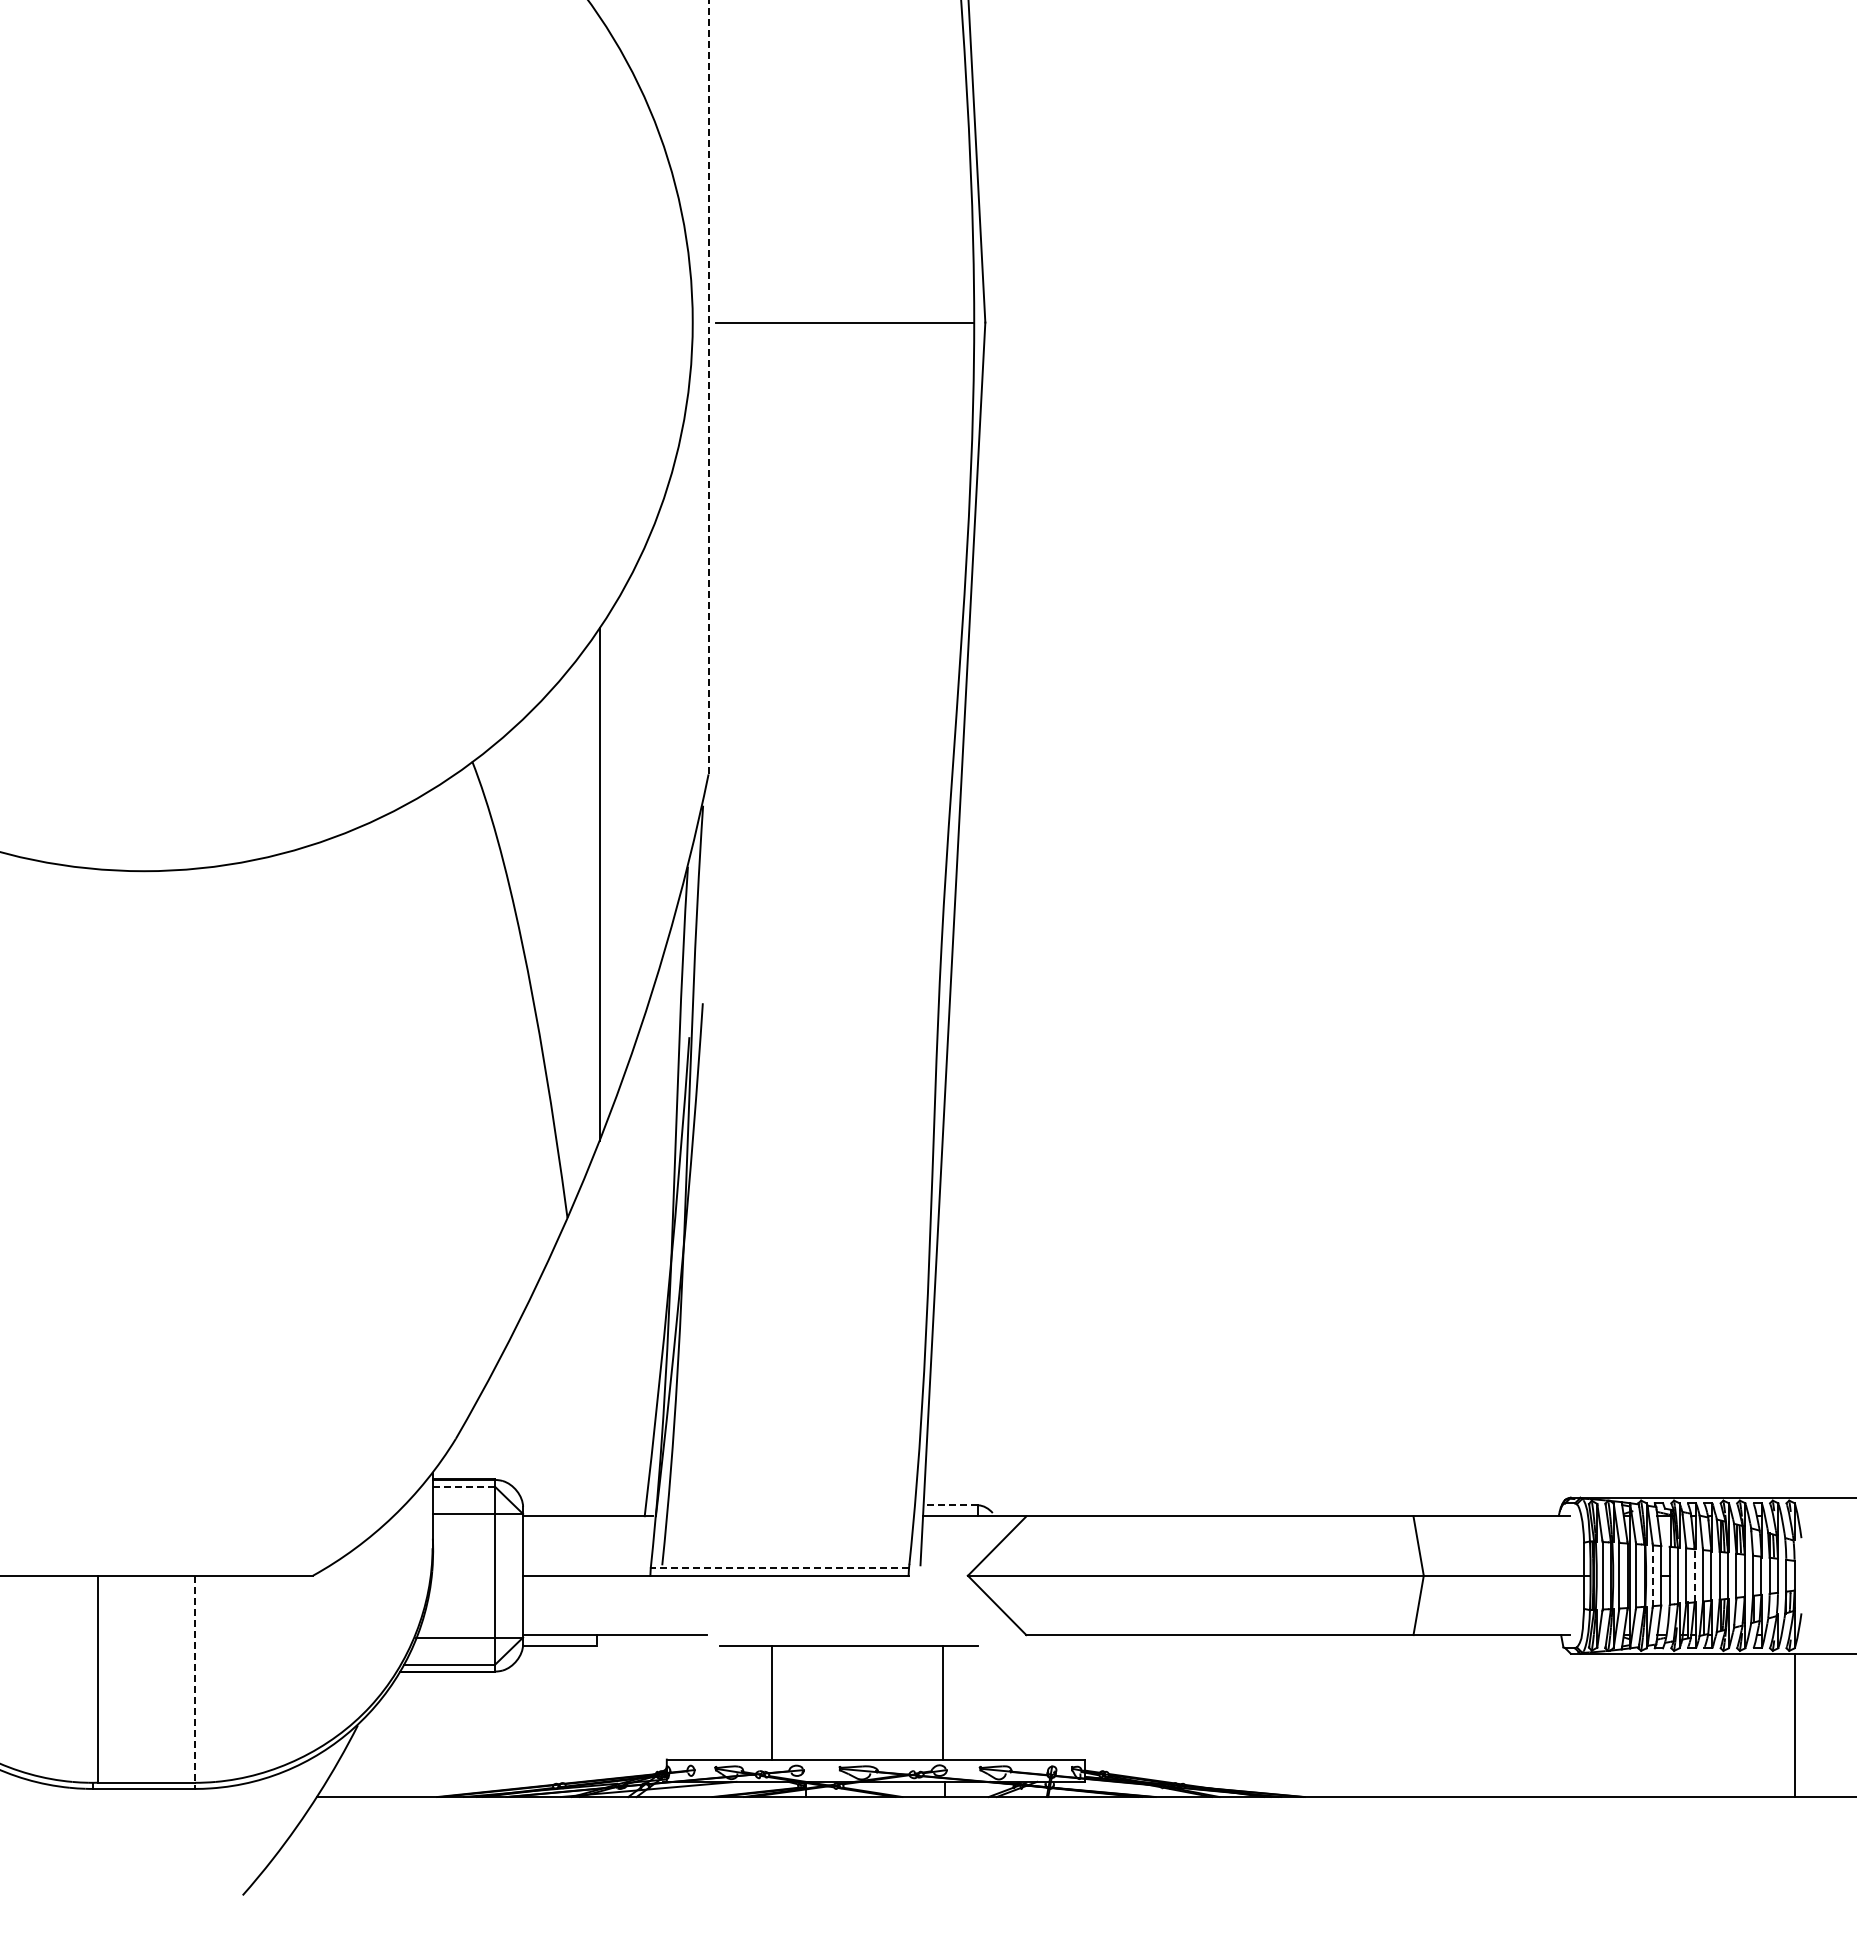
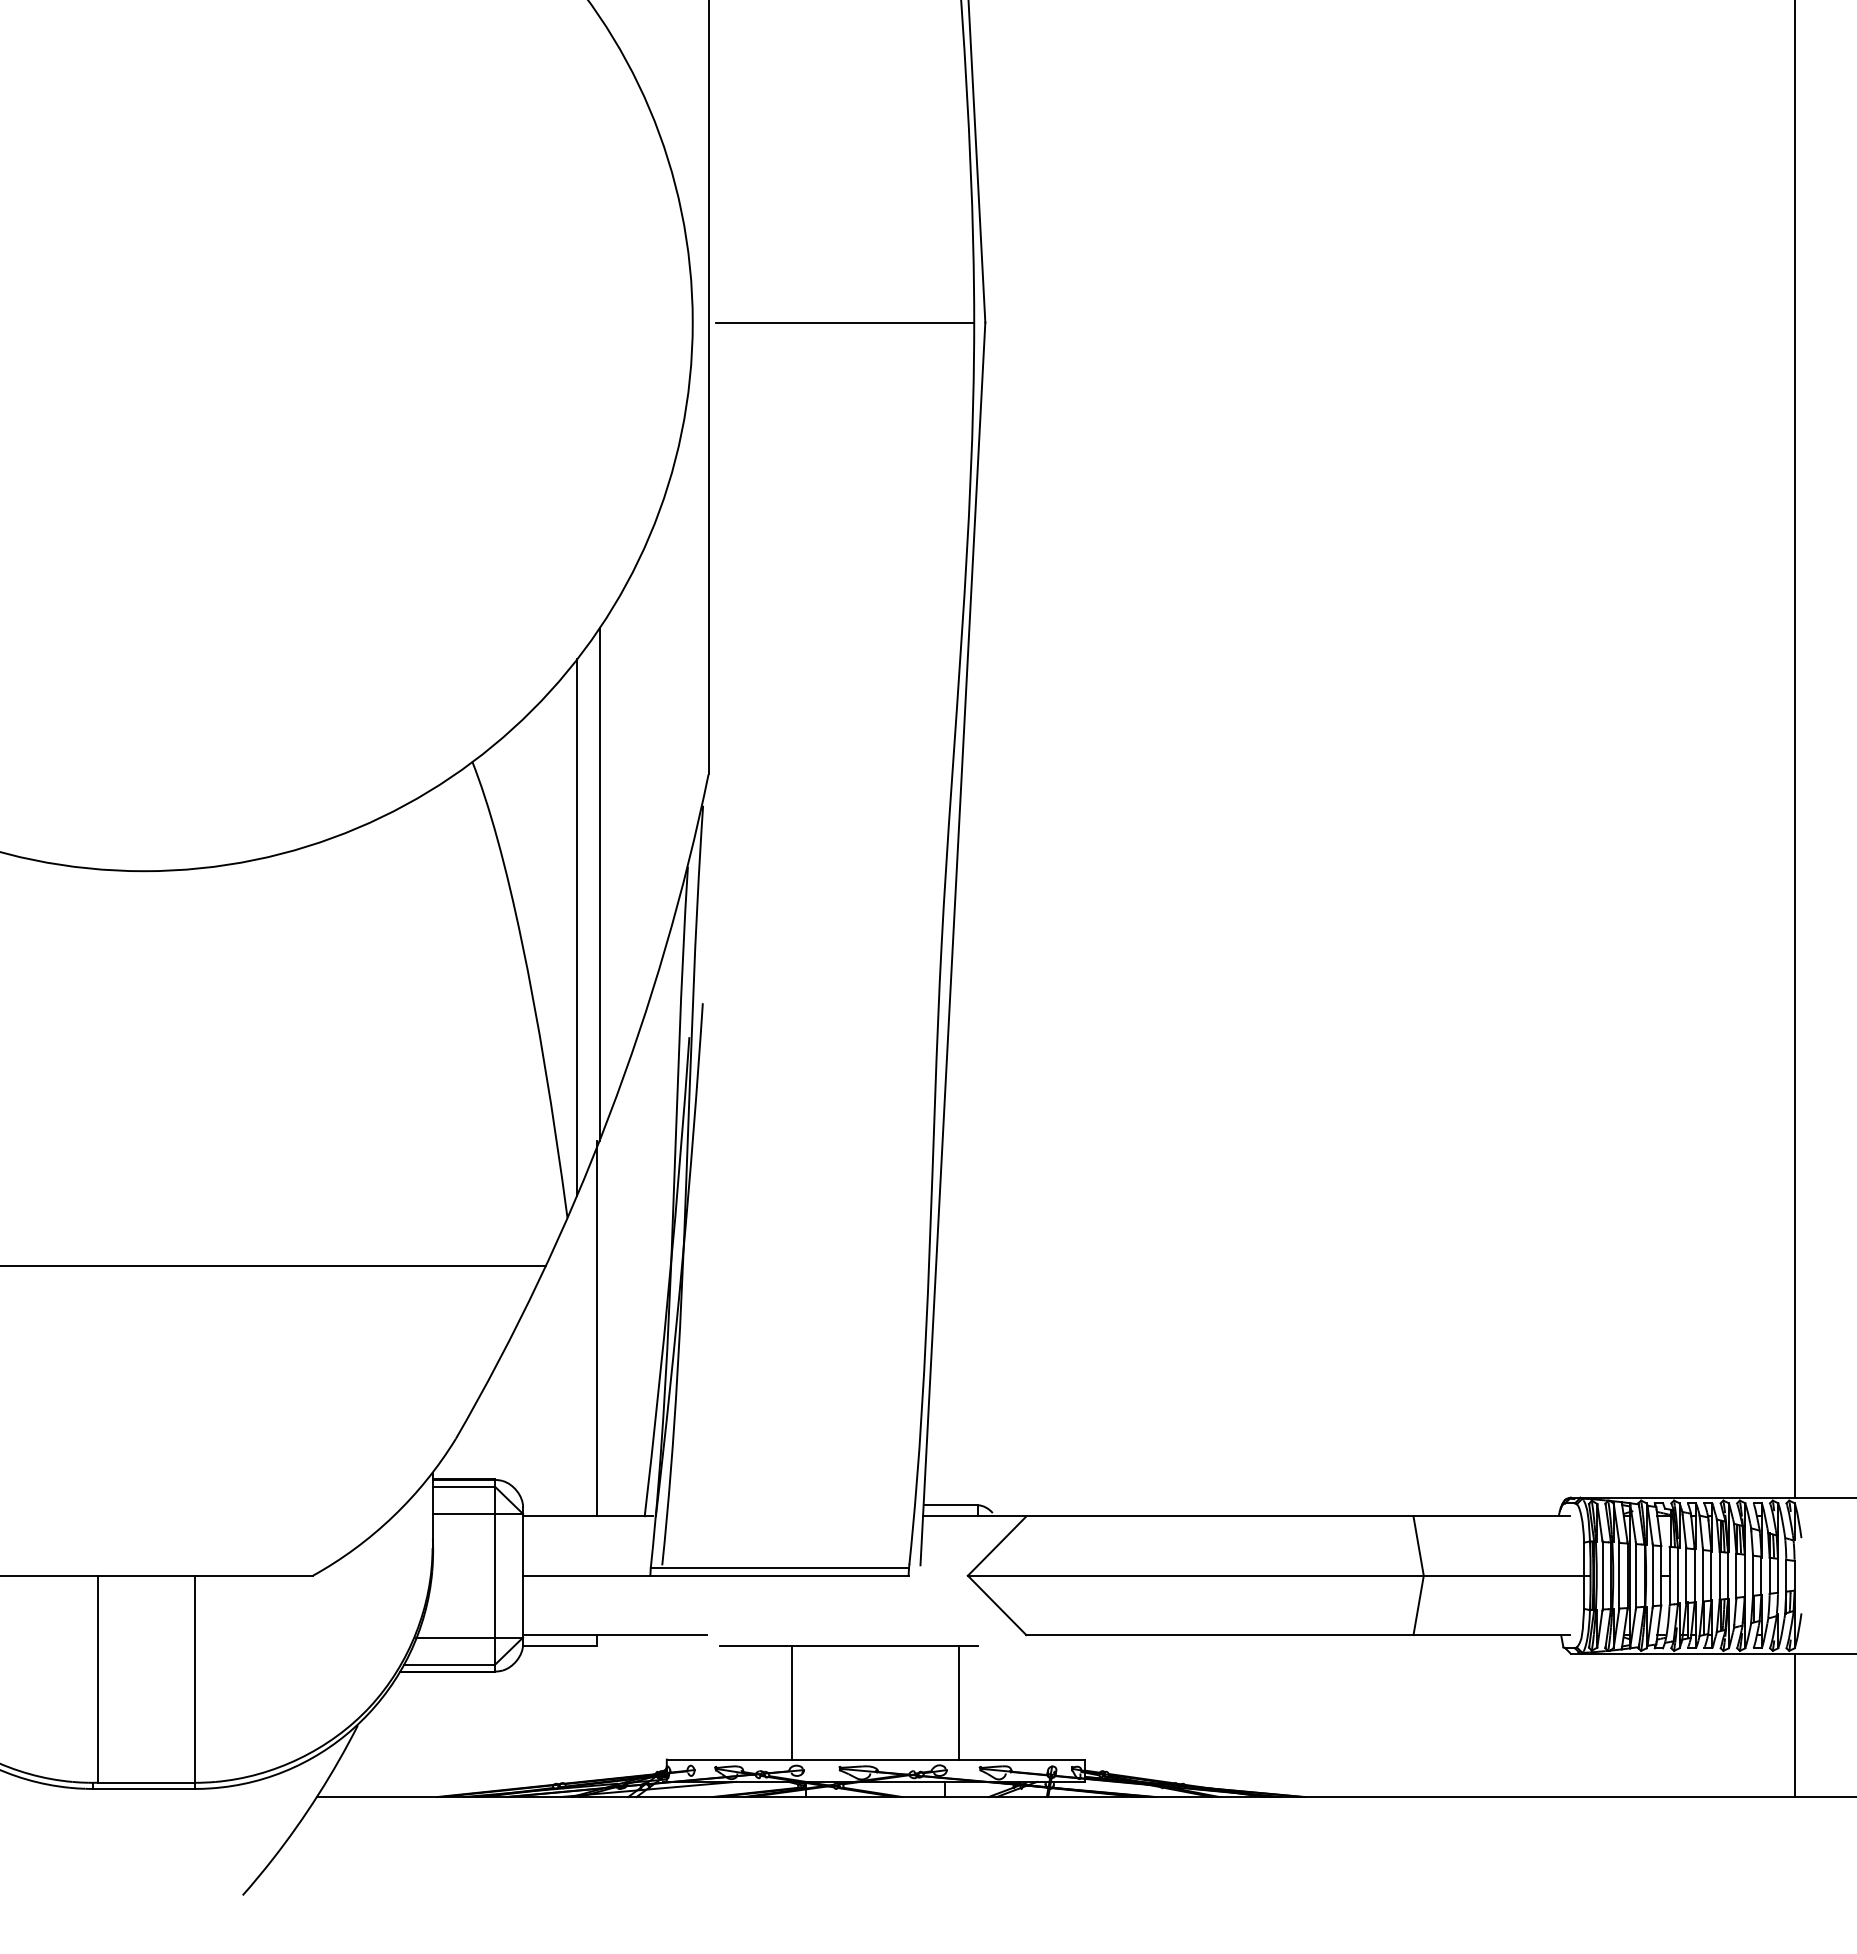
line: dashed -> solid (708, 386)
line: none -> present (1794, 749)
line: none -> present (577, 926)
line: none -> present (273, 1265)
line: none -> present (597, 1328)
line: dashed -> solid (463, 1486)
line: dashed -> solid (950, 1505)
line: dashed -> solid (779, 1568)
line: dashed -> solid (1694, 1575)
line: dashed -> solid (1652, 1576)
line: dashed -> solid (195, 1682)
line position: (772, 1702) -> (792, 1702) (792, 1702)
line position: (943, 1702) -> (959, 1702) (959, 1702)
